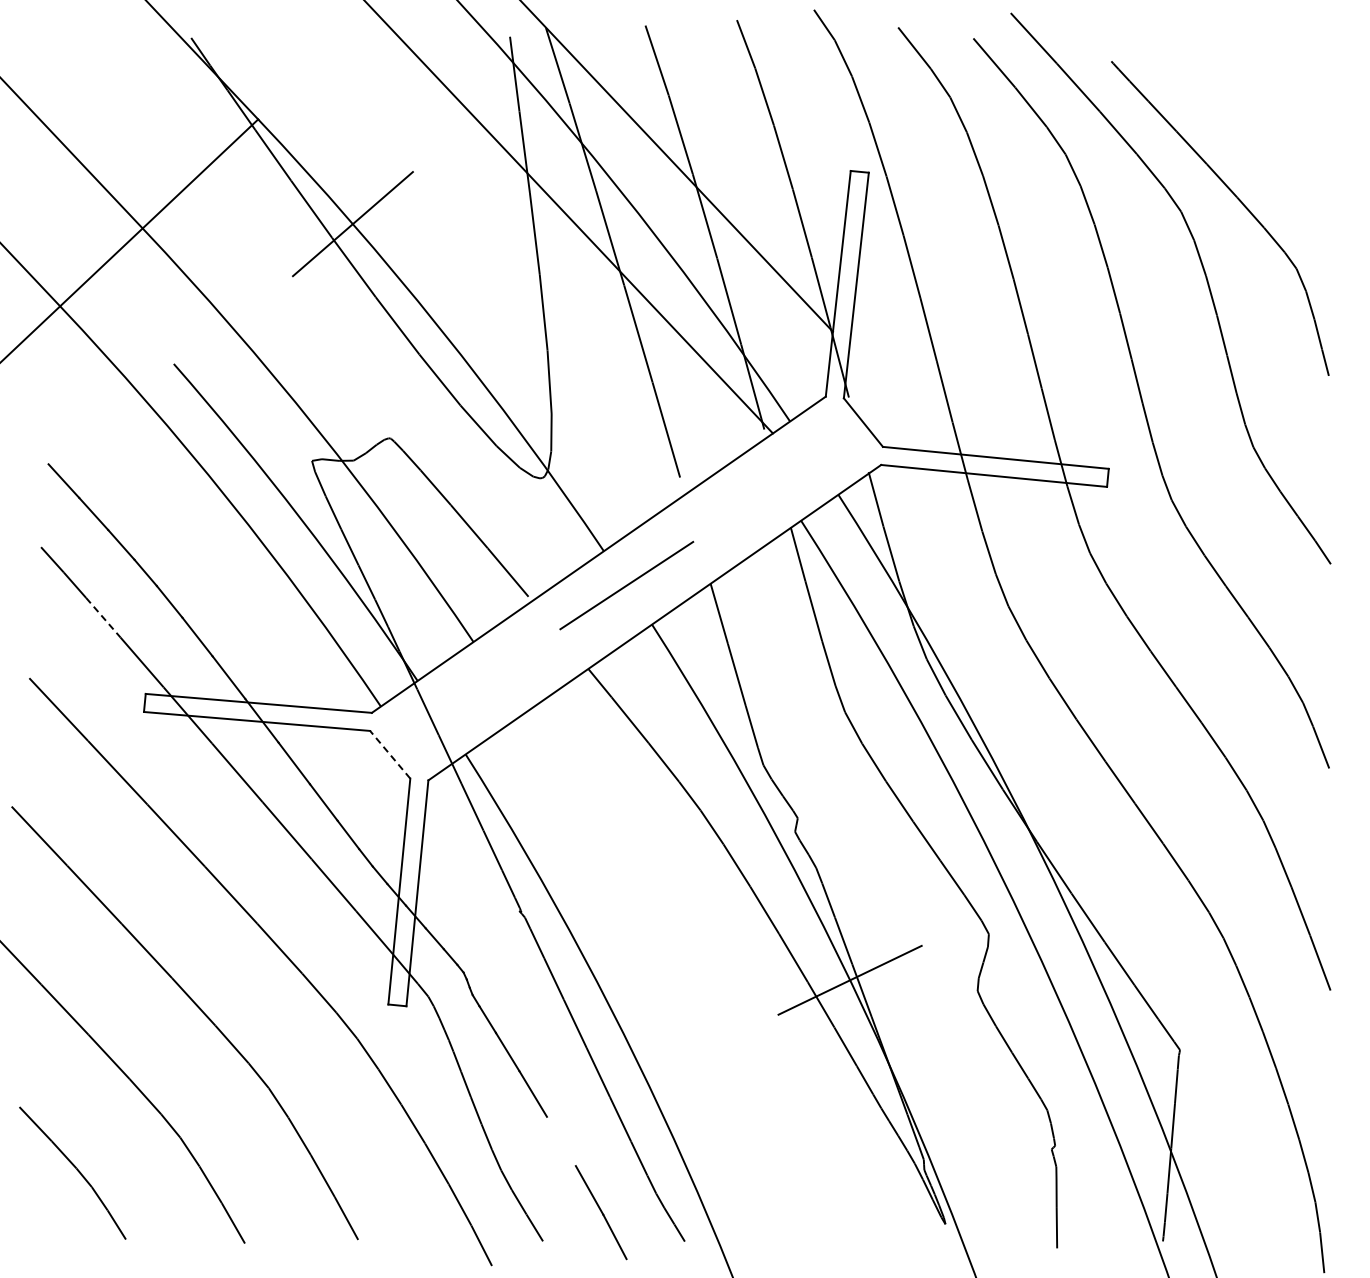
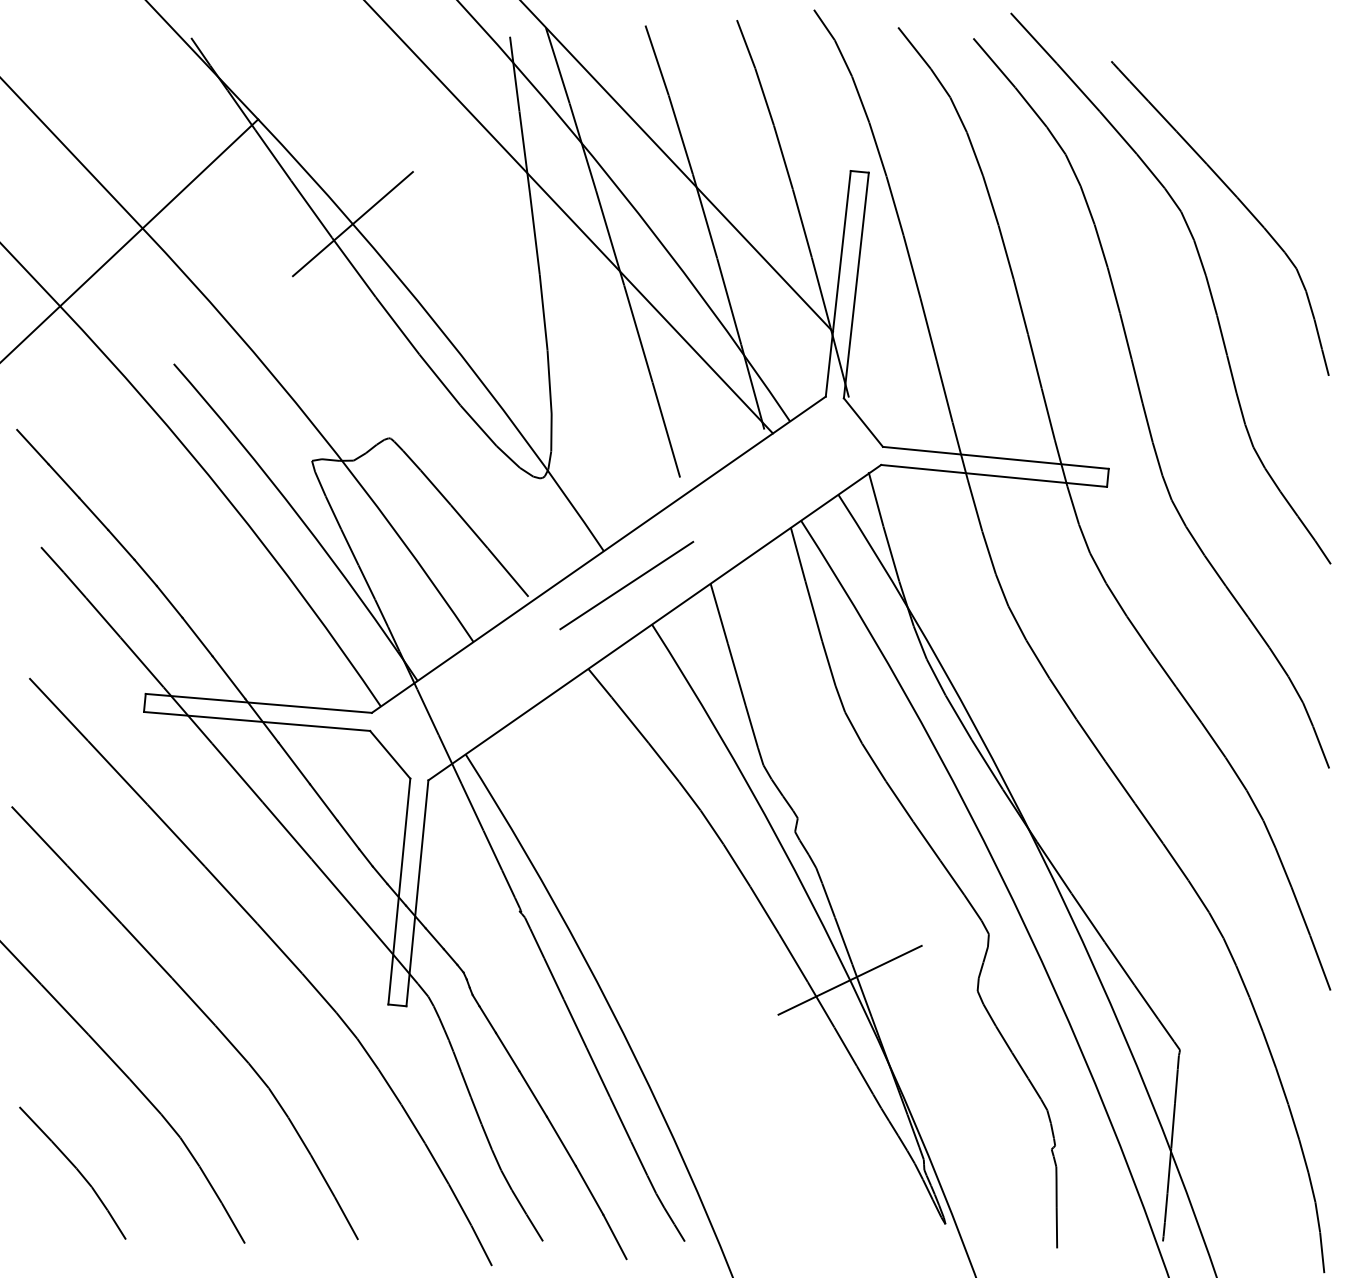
line: none -> present (32, 446)
line: dashed -> solid (103, 618)
line: dashed -> solid (389, 754)
line: none -> present (560, 1141)
